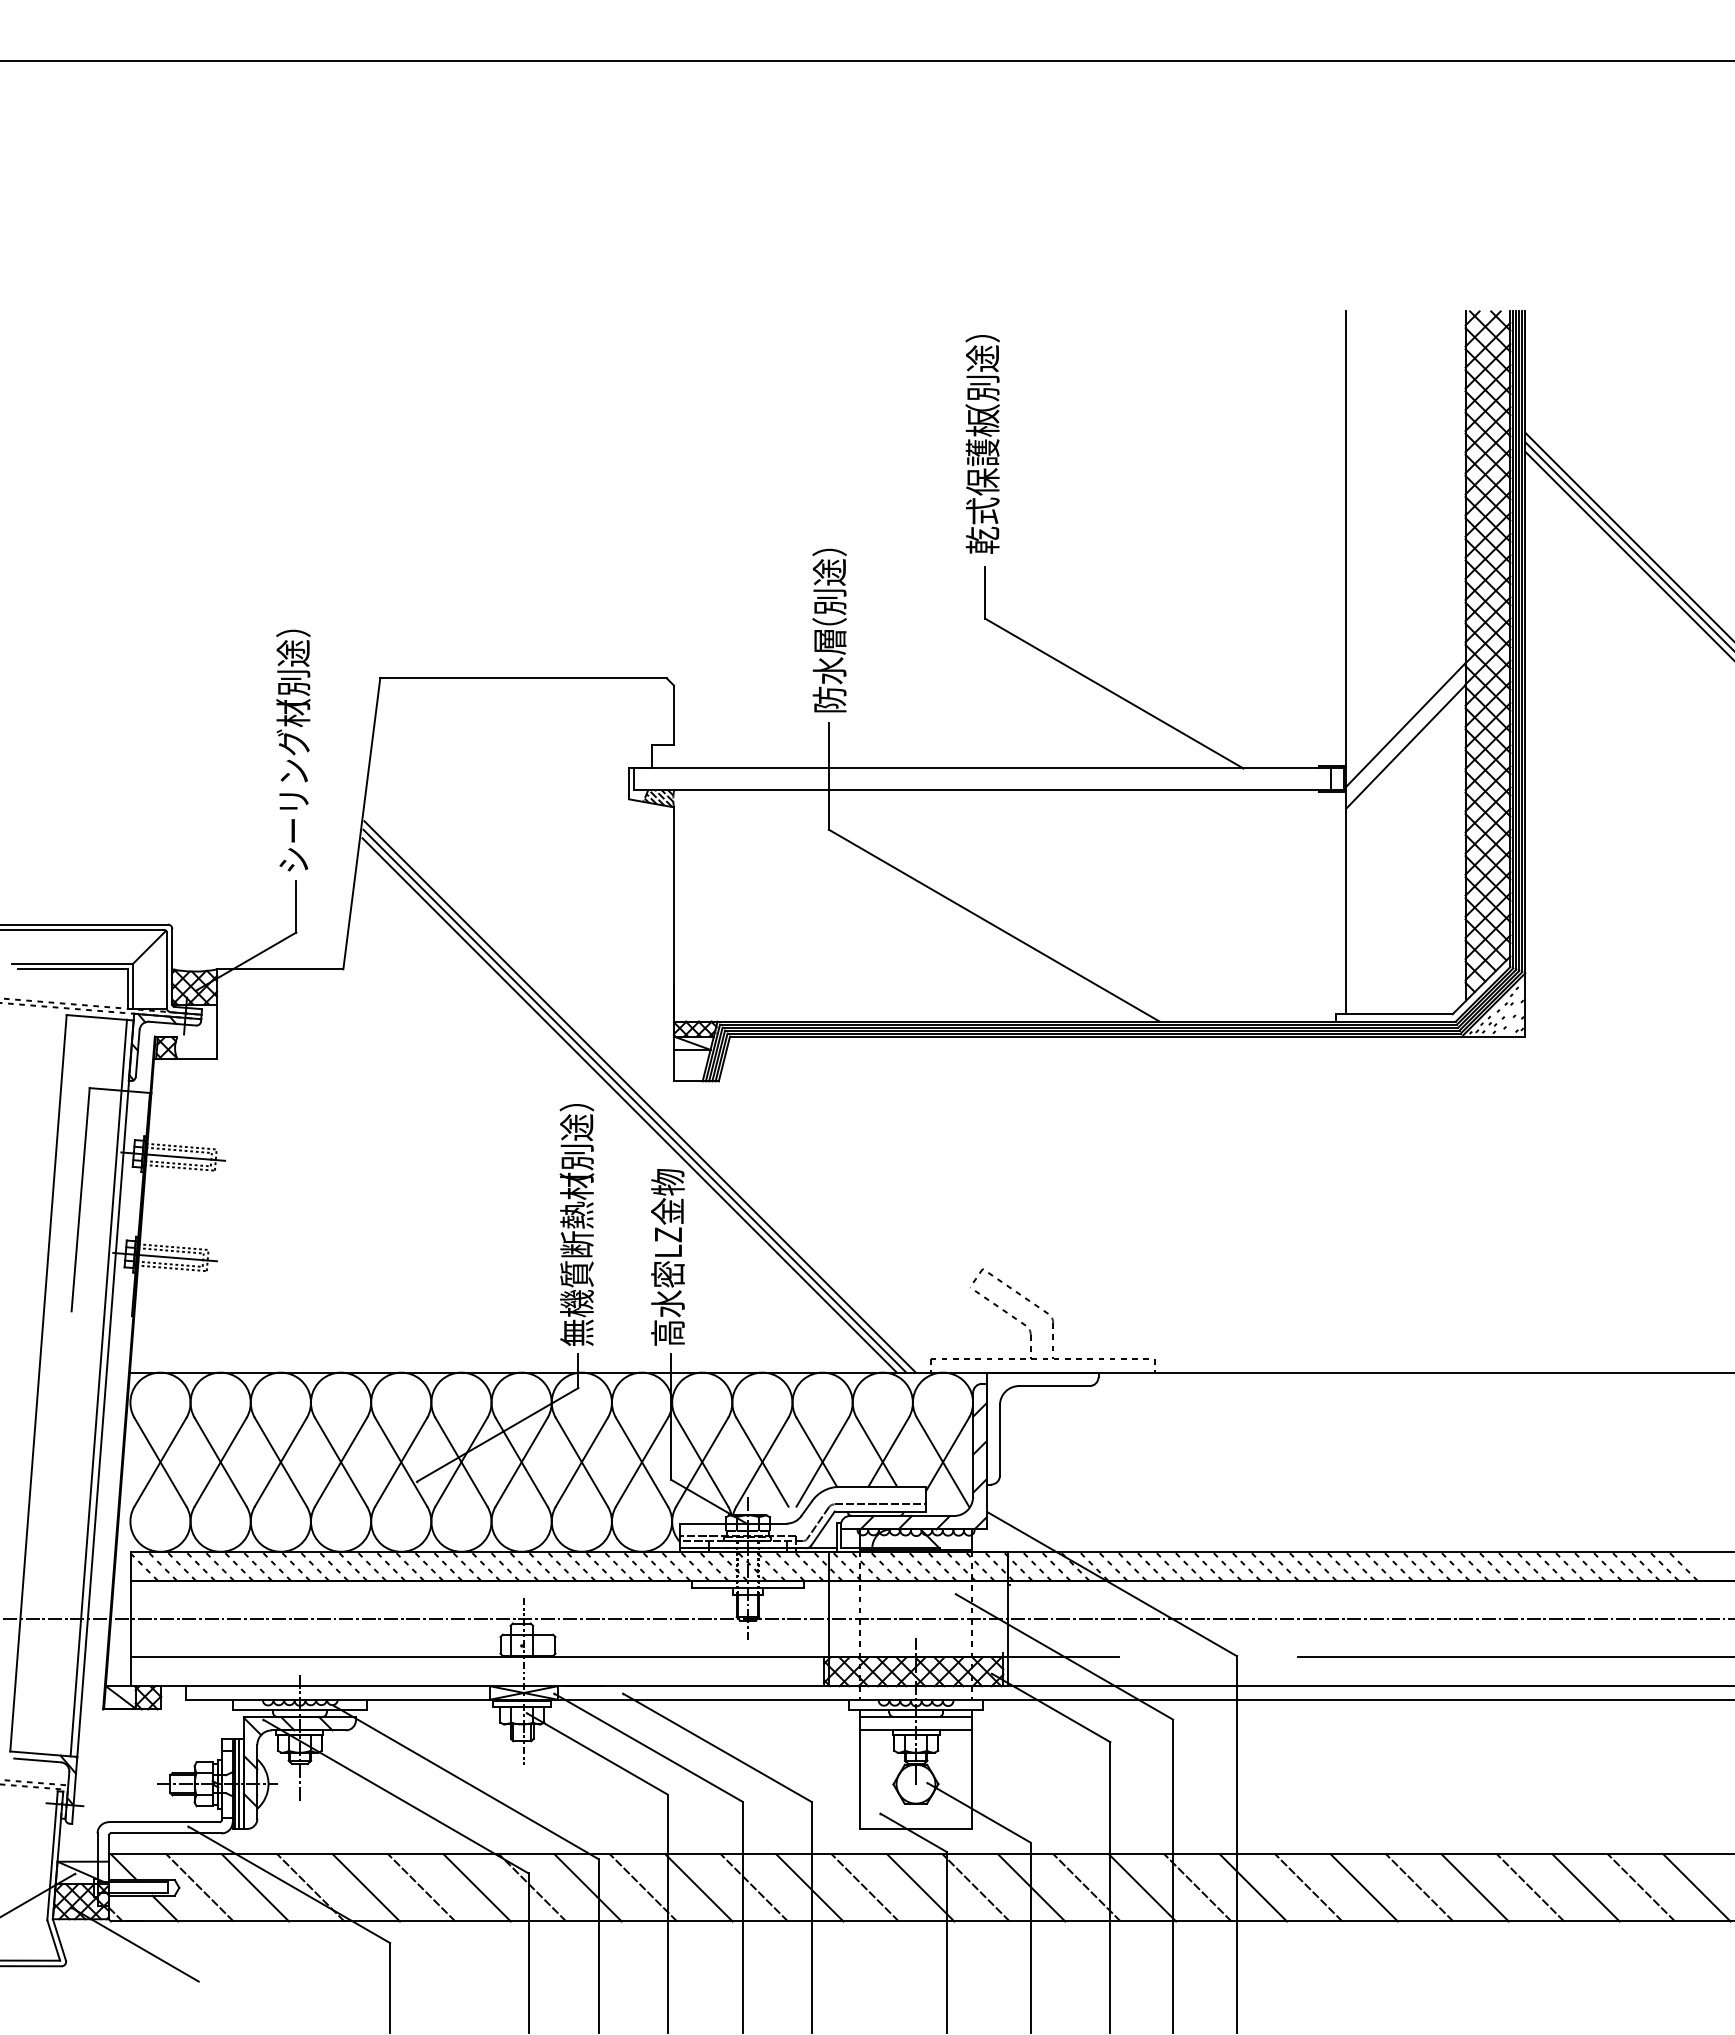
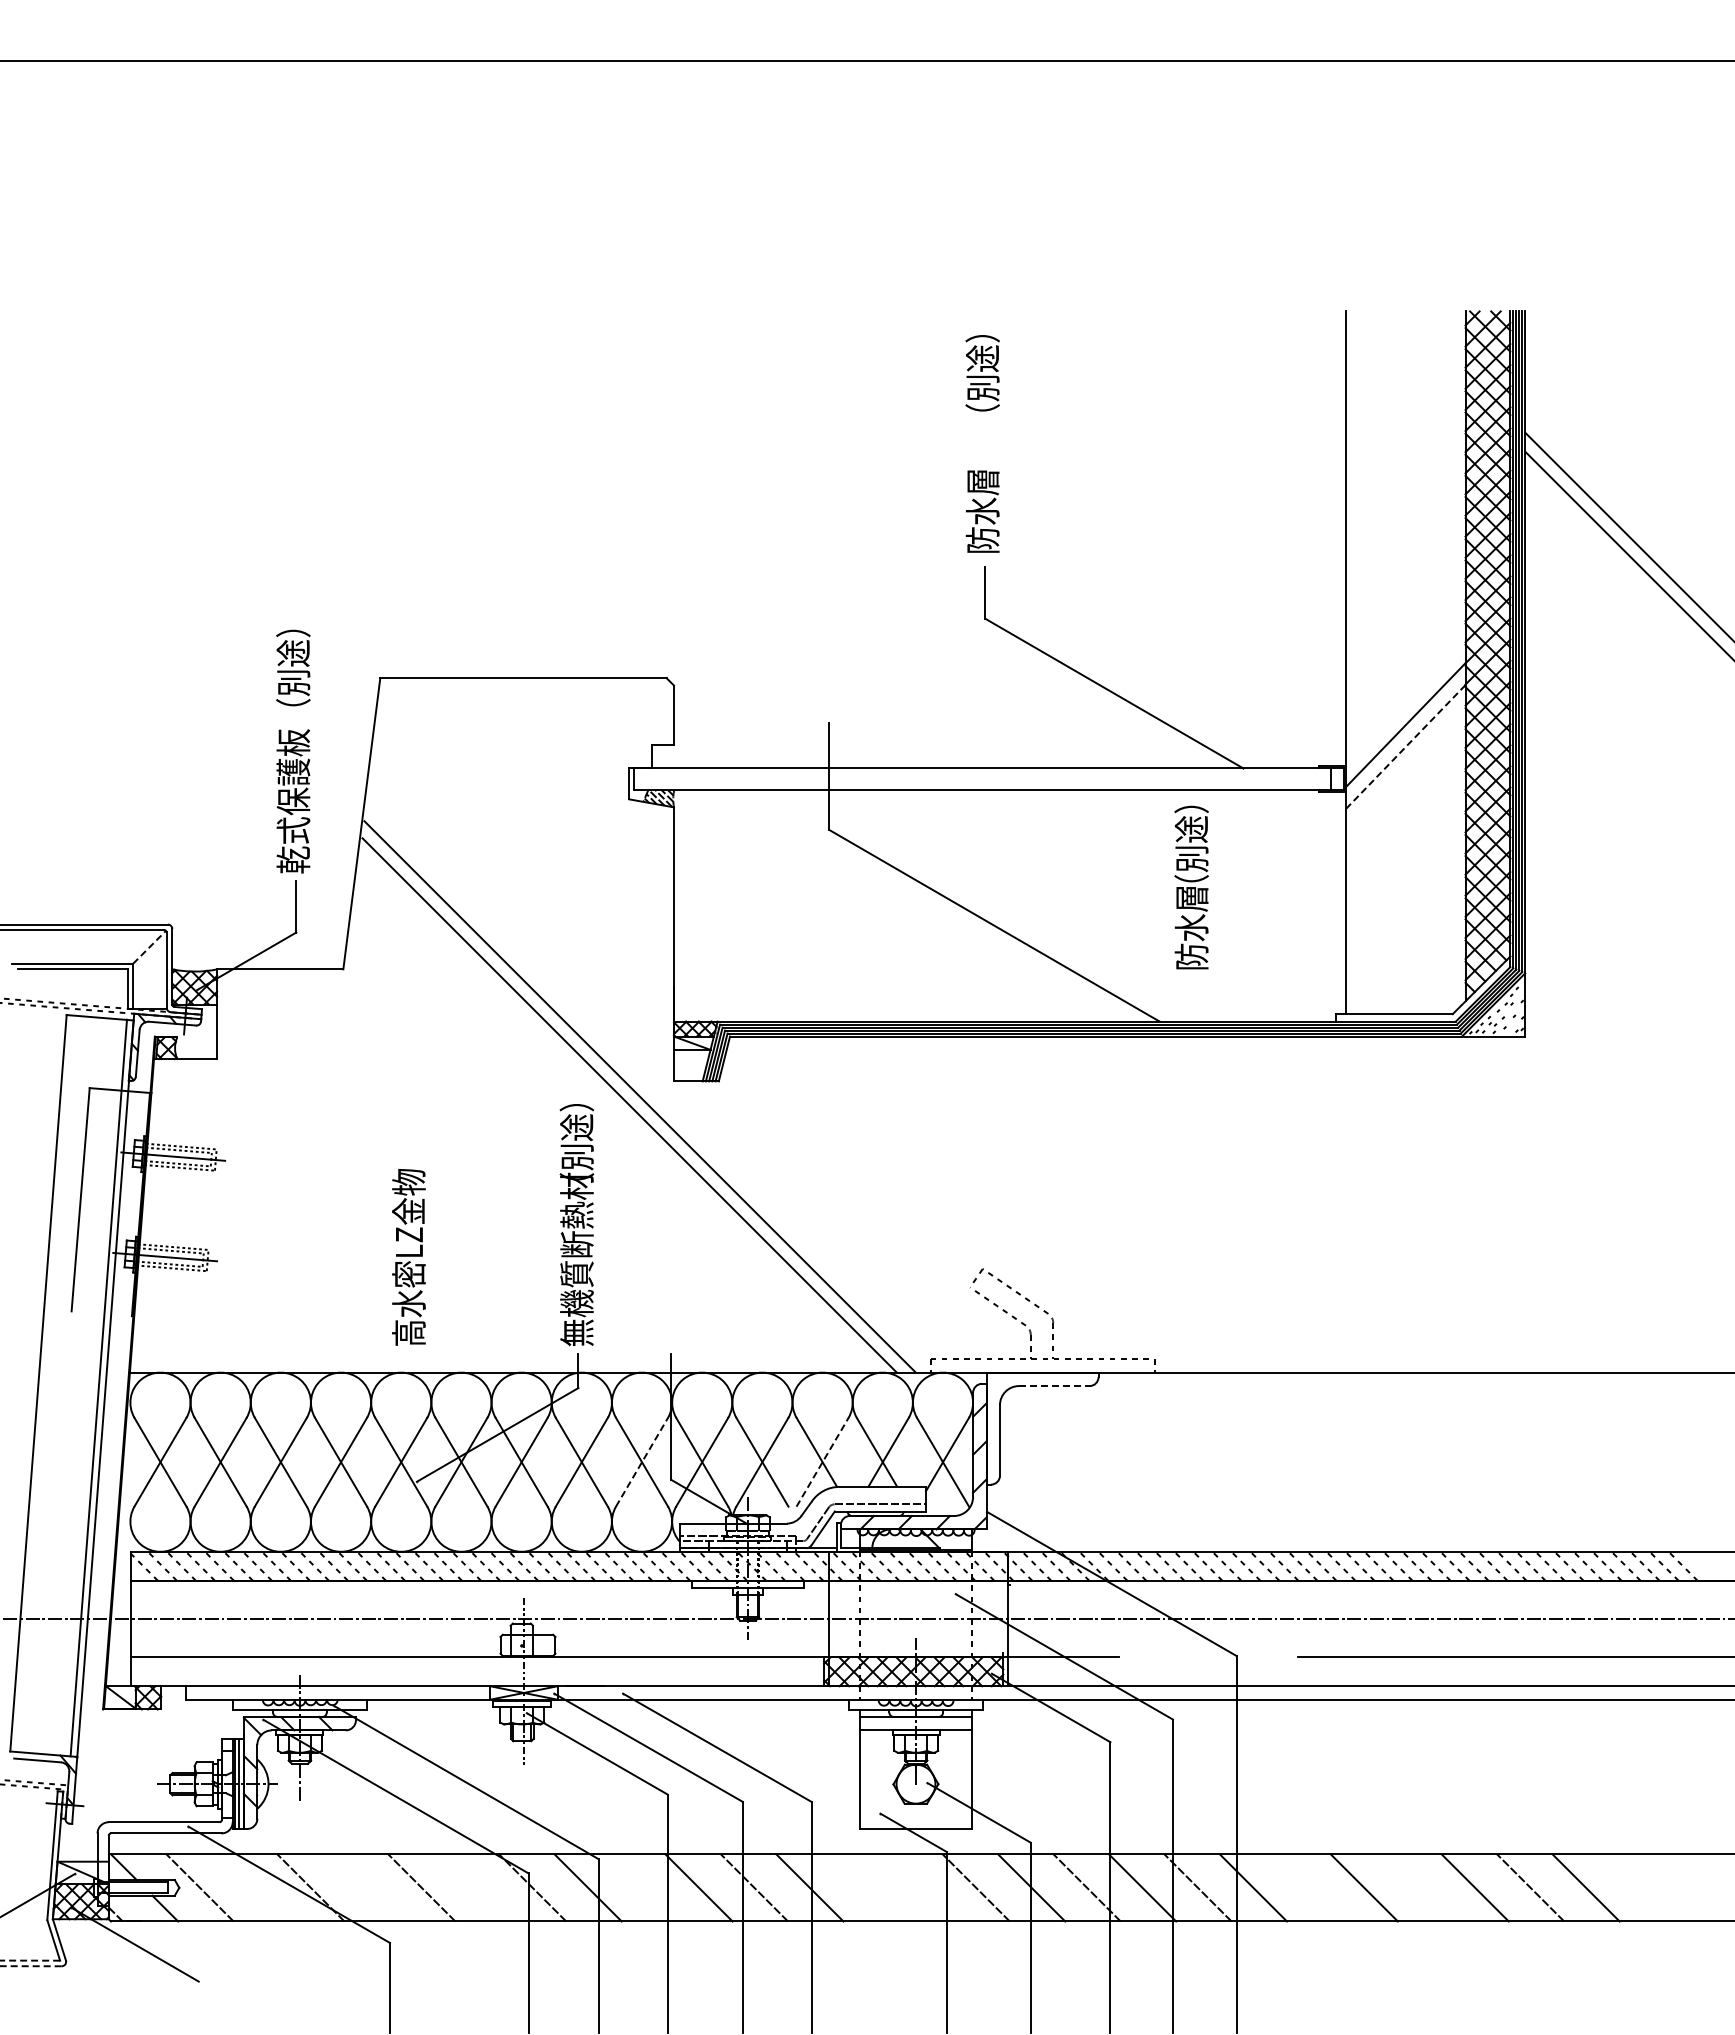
text: 乾式保護板 -> 防水層 (982, 481)
line: present -> none (1628, 545)
text position: (829, 630) -> (1191, 887) (1191, 887)
line: solid -> dashed (1406, 746)
text: シーリング材 -> 乾式保護板 (293, 786)
line: solid -> dashed (149, 946)
line: present -> none (634, 1100)
text position: (667, 1257) -> (408, 1257) (408, 1257)
line: solid -> dashed (1054, 1386)
line: solid -> dashed (642, 1462)
line: solid -> dashed (822, 1462)
line: present -> none (255, 1887)
line: present -> none (365, 1887)
line: present -> none (476, 1887)
line: present -> none (643, 1887)
line: present -> none (864, 1887)
line: present -> none (920, 1887)
line: present -> none (1308, 1887)
line: present -> none (1419, 1887)
line: present -> none (1641, 1887)
line: present -> none (1696, 1887)
line: solid -> dashed (30, 1960)
line: solid -> dashed (30, 1966)
